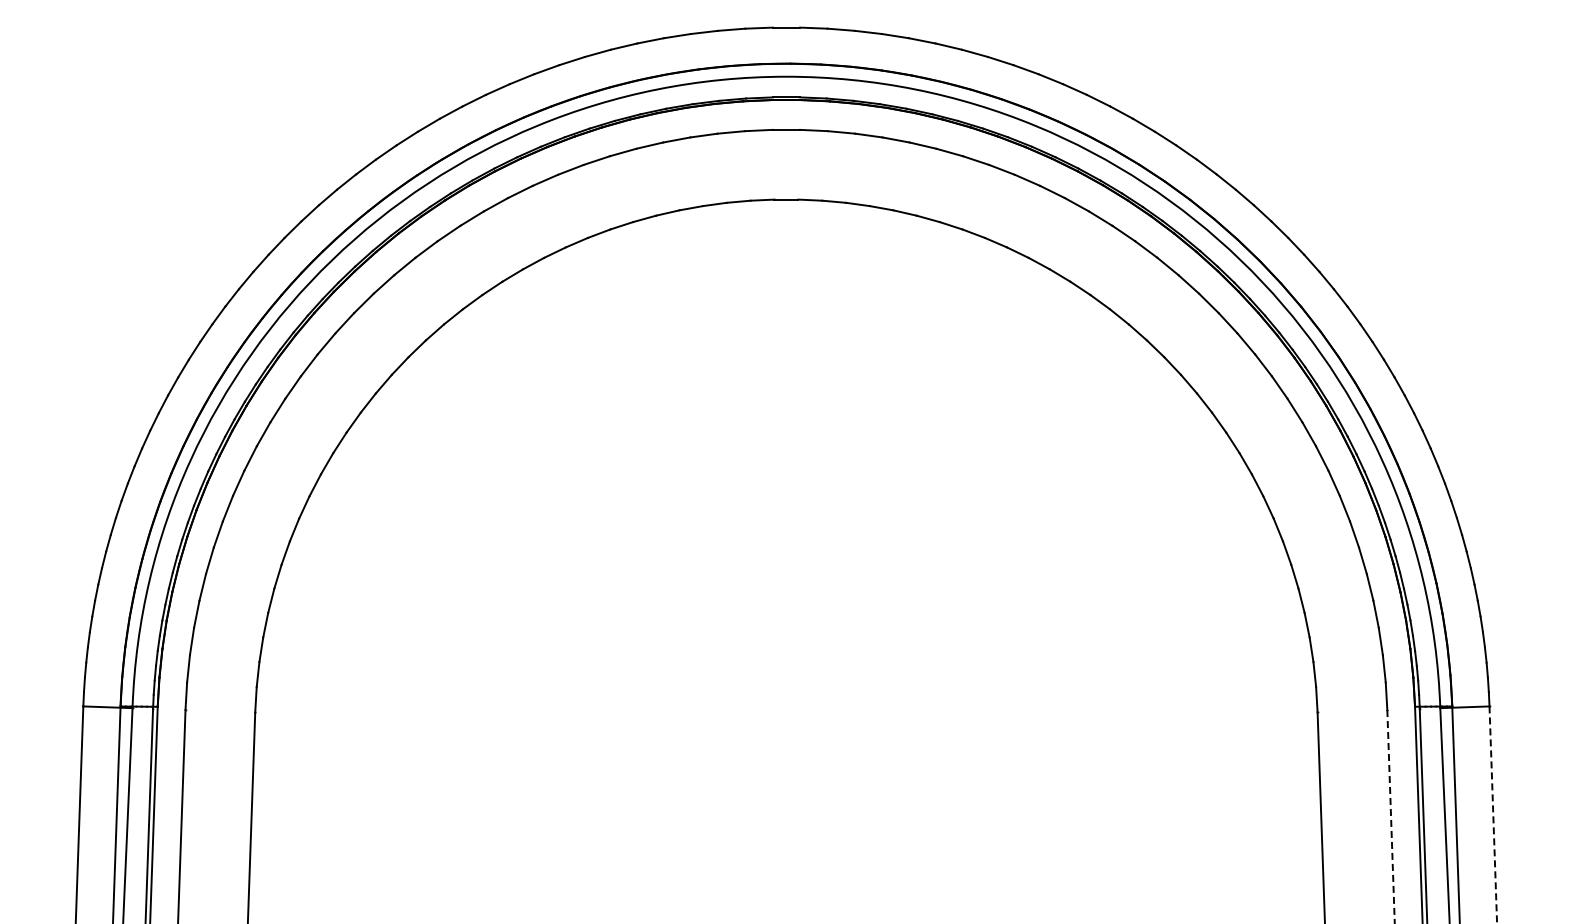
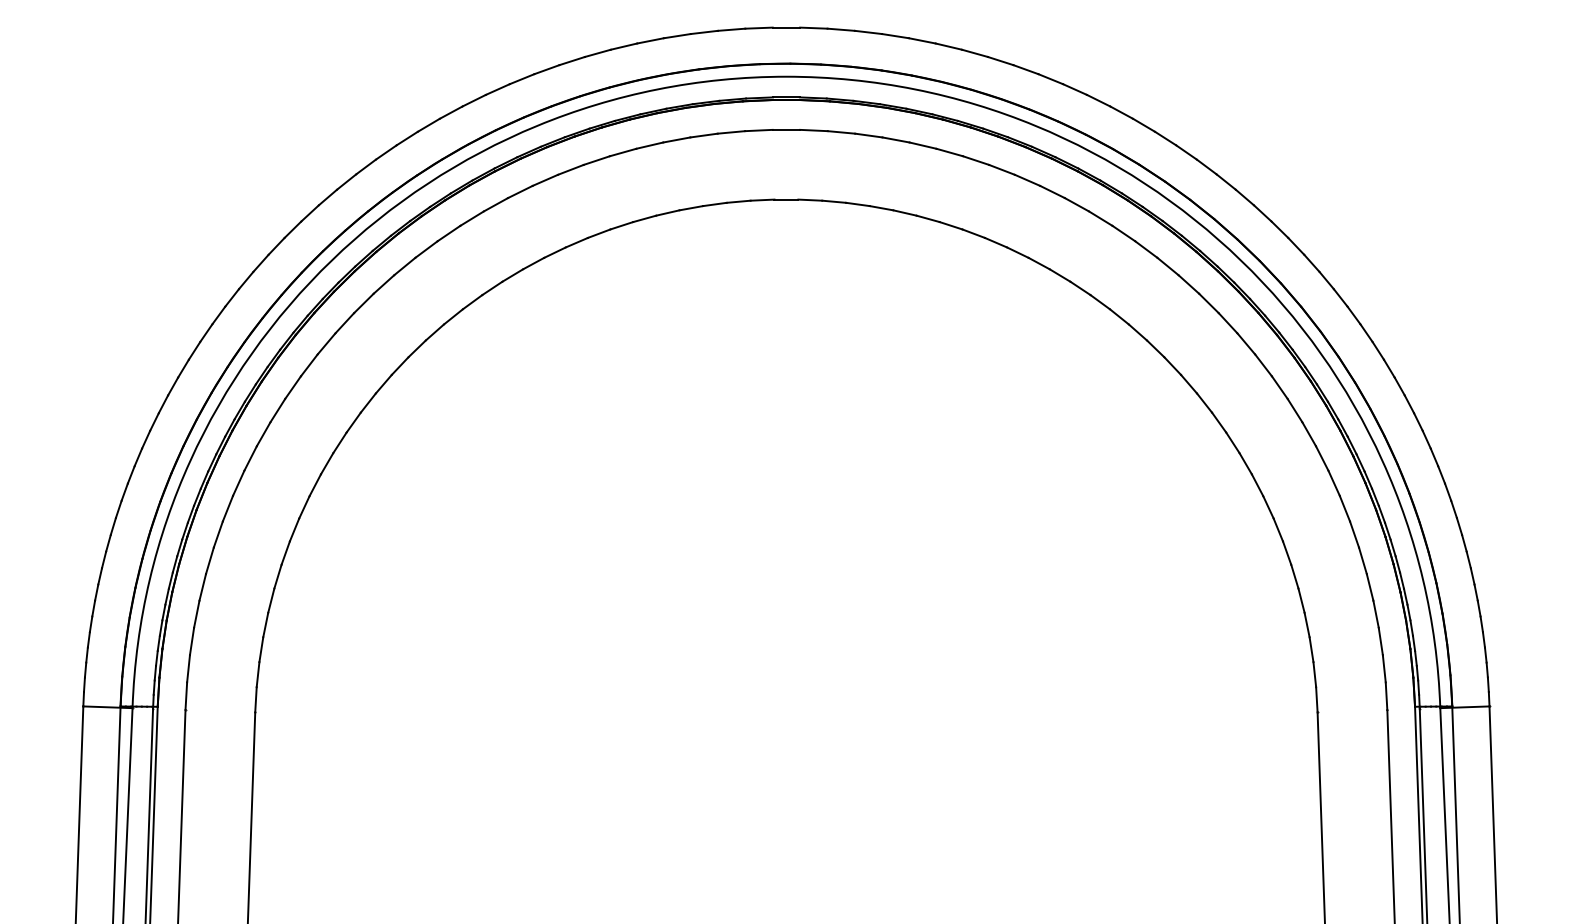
line: dashed -> solid (1493, 815)
line: dashed -> solid (1391, 816)
